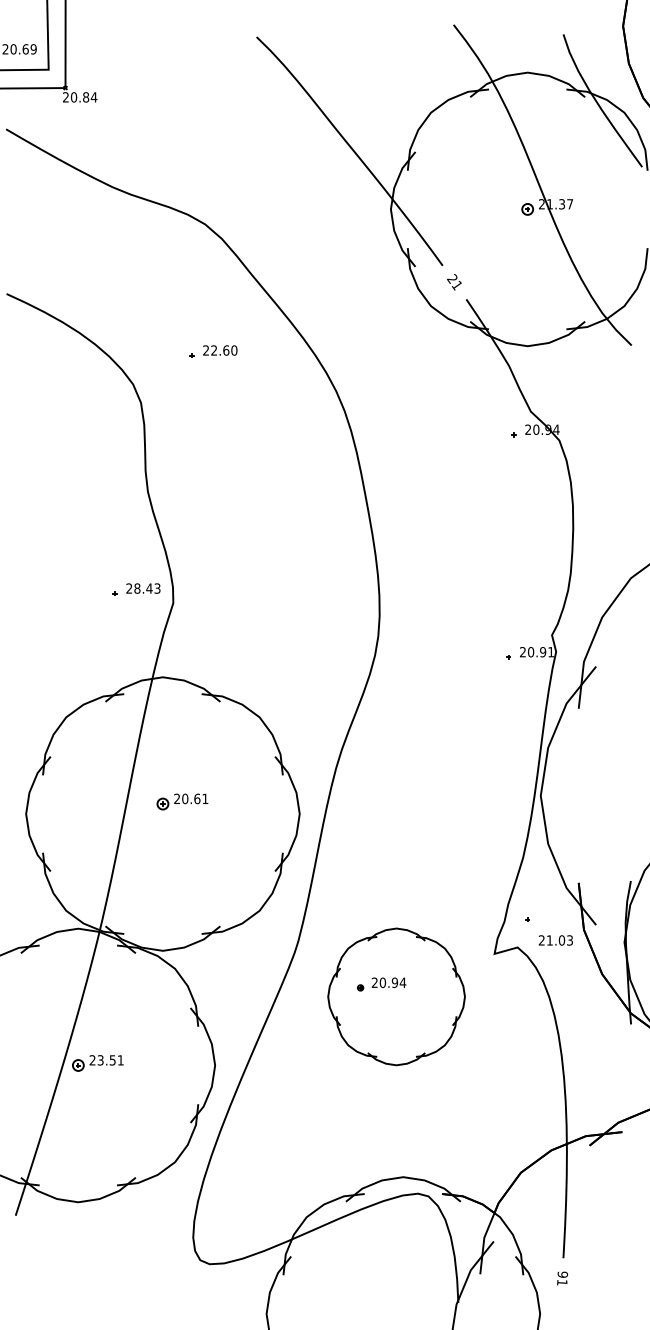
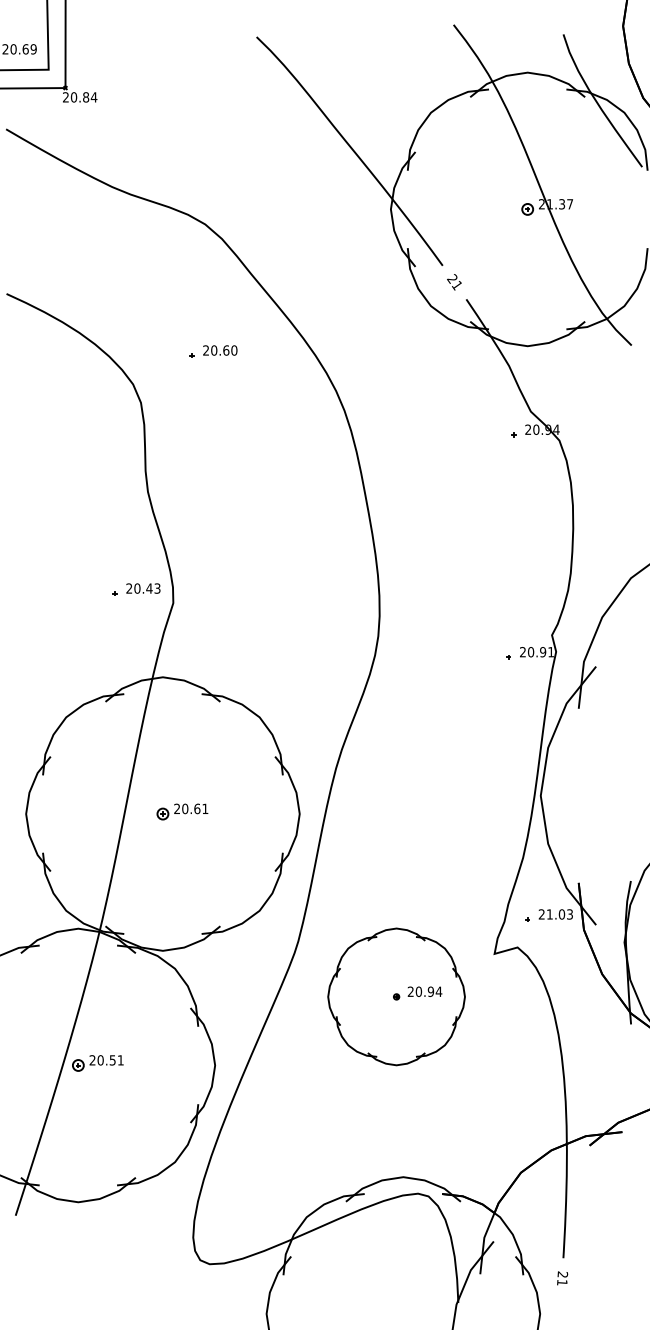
text: 22.60 -> 20.60 (214, 350)
text: 28.43 -> 20.43 (137, 588)
part position: (182, 801) -> (182, 811) (182, 811)
text position: (555, 940) -> (555, 914) (555, 914)
part position: (381, 984) -> (417, 993) (417, 993)
text: 23.51 -> 20.51 (100, 1060)
text: 91 -> 21 (562, 1274)
